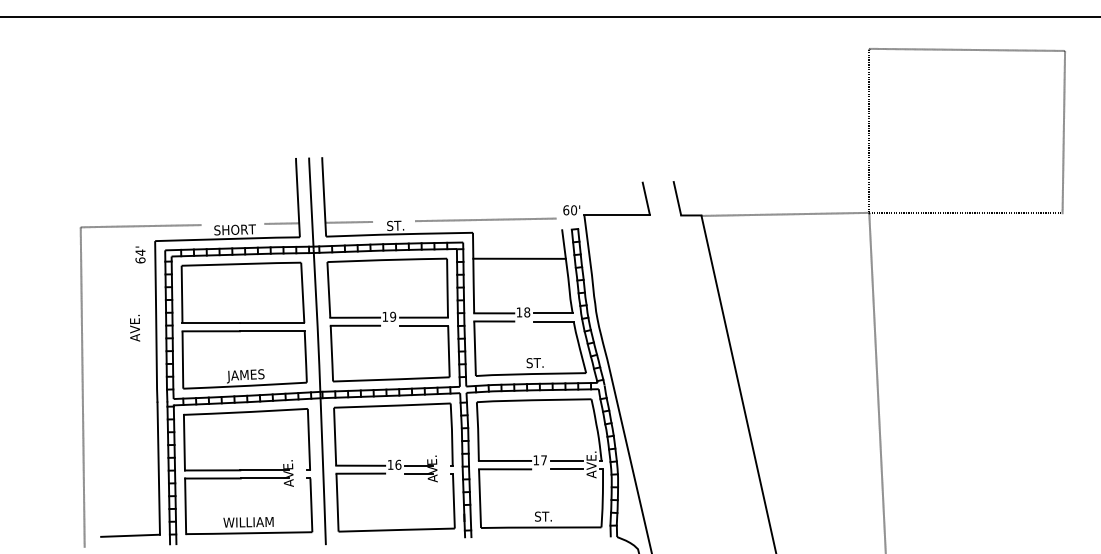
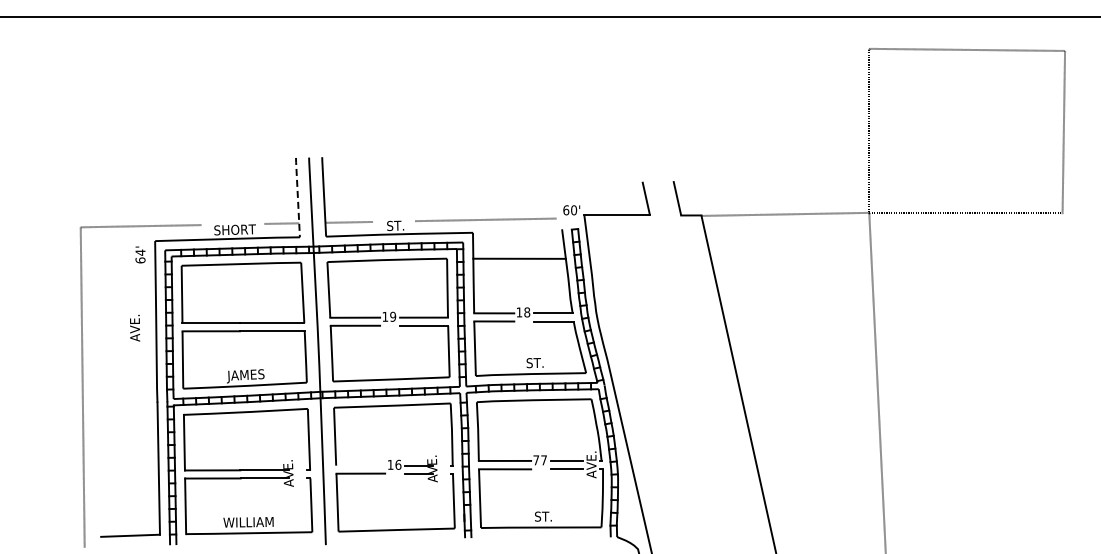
line: solid -> dashed (297, 196)
text: 17 -> 77 (536, 460)
line: present -> none (360, 465)
